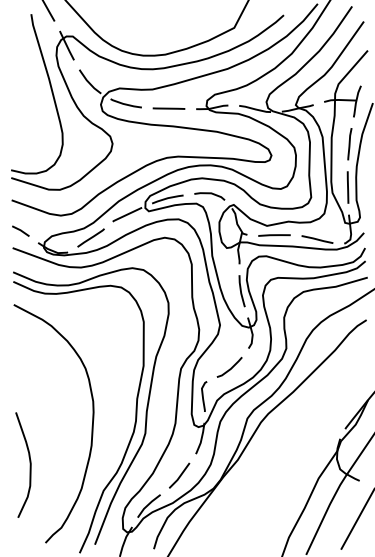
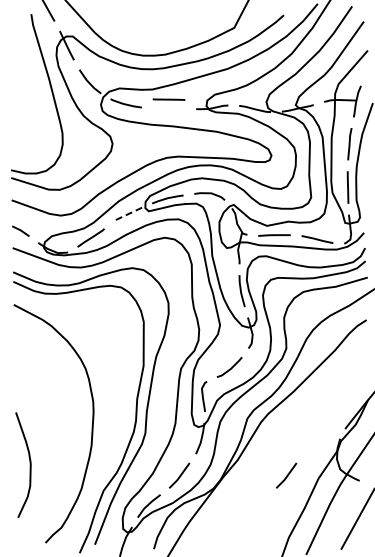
line position: (168, 108) -> (168, 99) (168, 99)
line: solid -> dashed (126, 215)
line: none -> present (286, 475)
